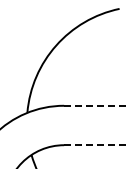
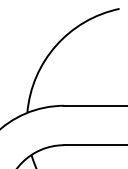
line: dashed -> solid (95, 105)
line: dashed -> solid (95, 145)
